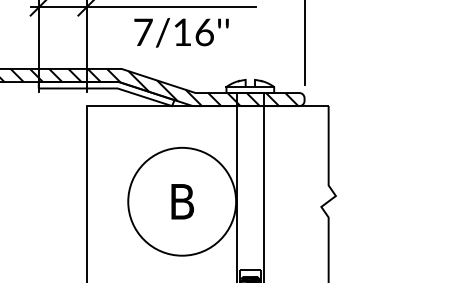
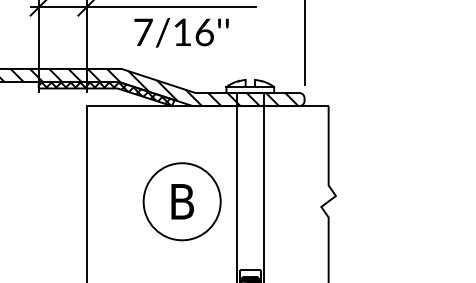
hatch: none -> present (104, 93)
circle diameter: 108 px -> 77 px (181, 201)
